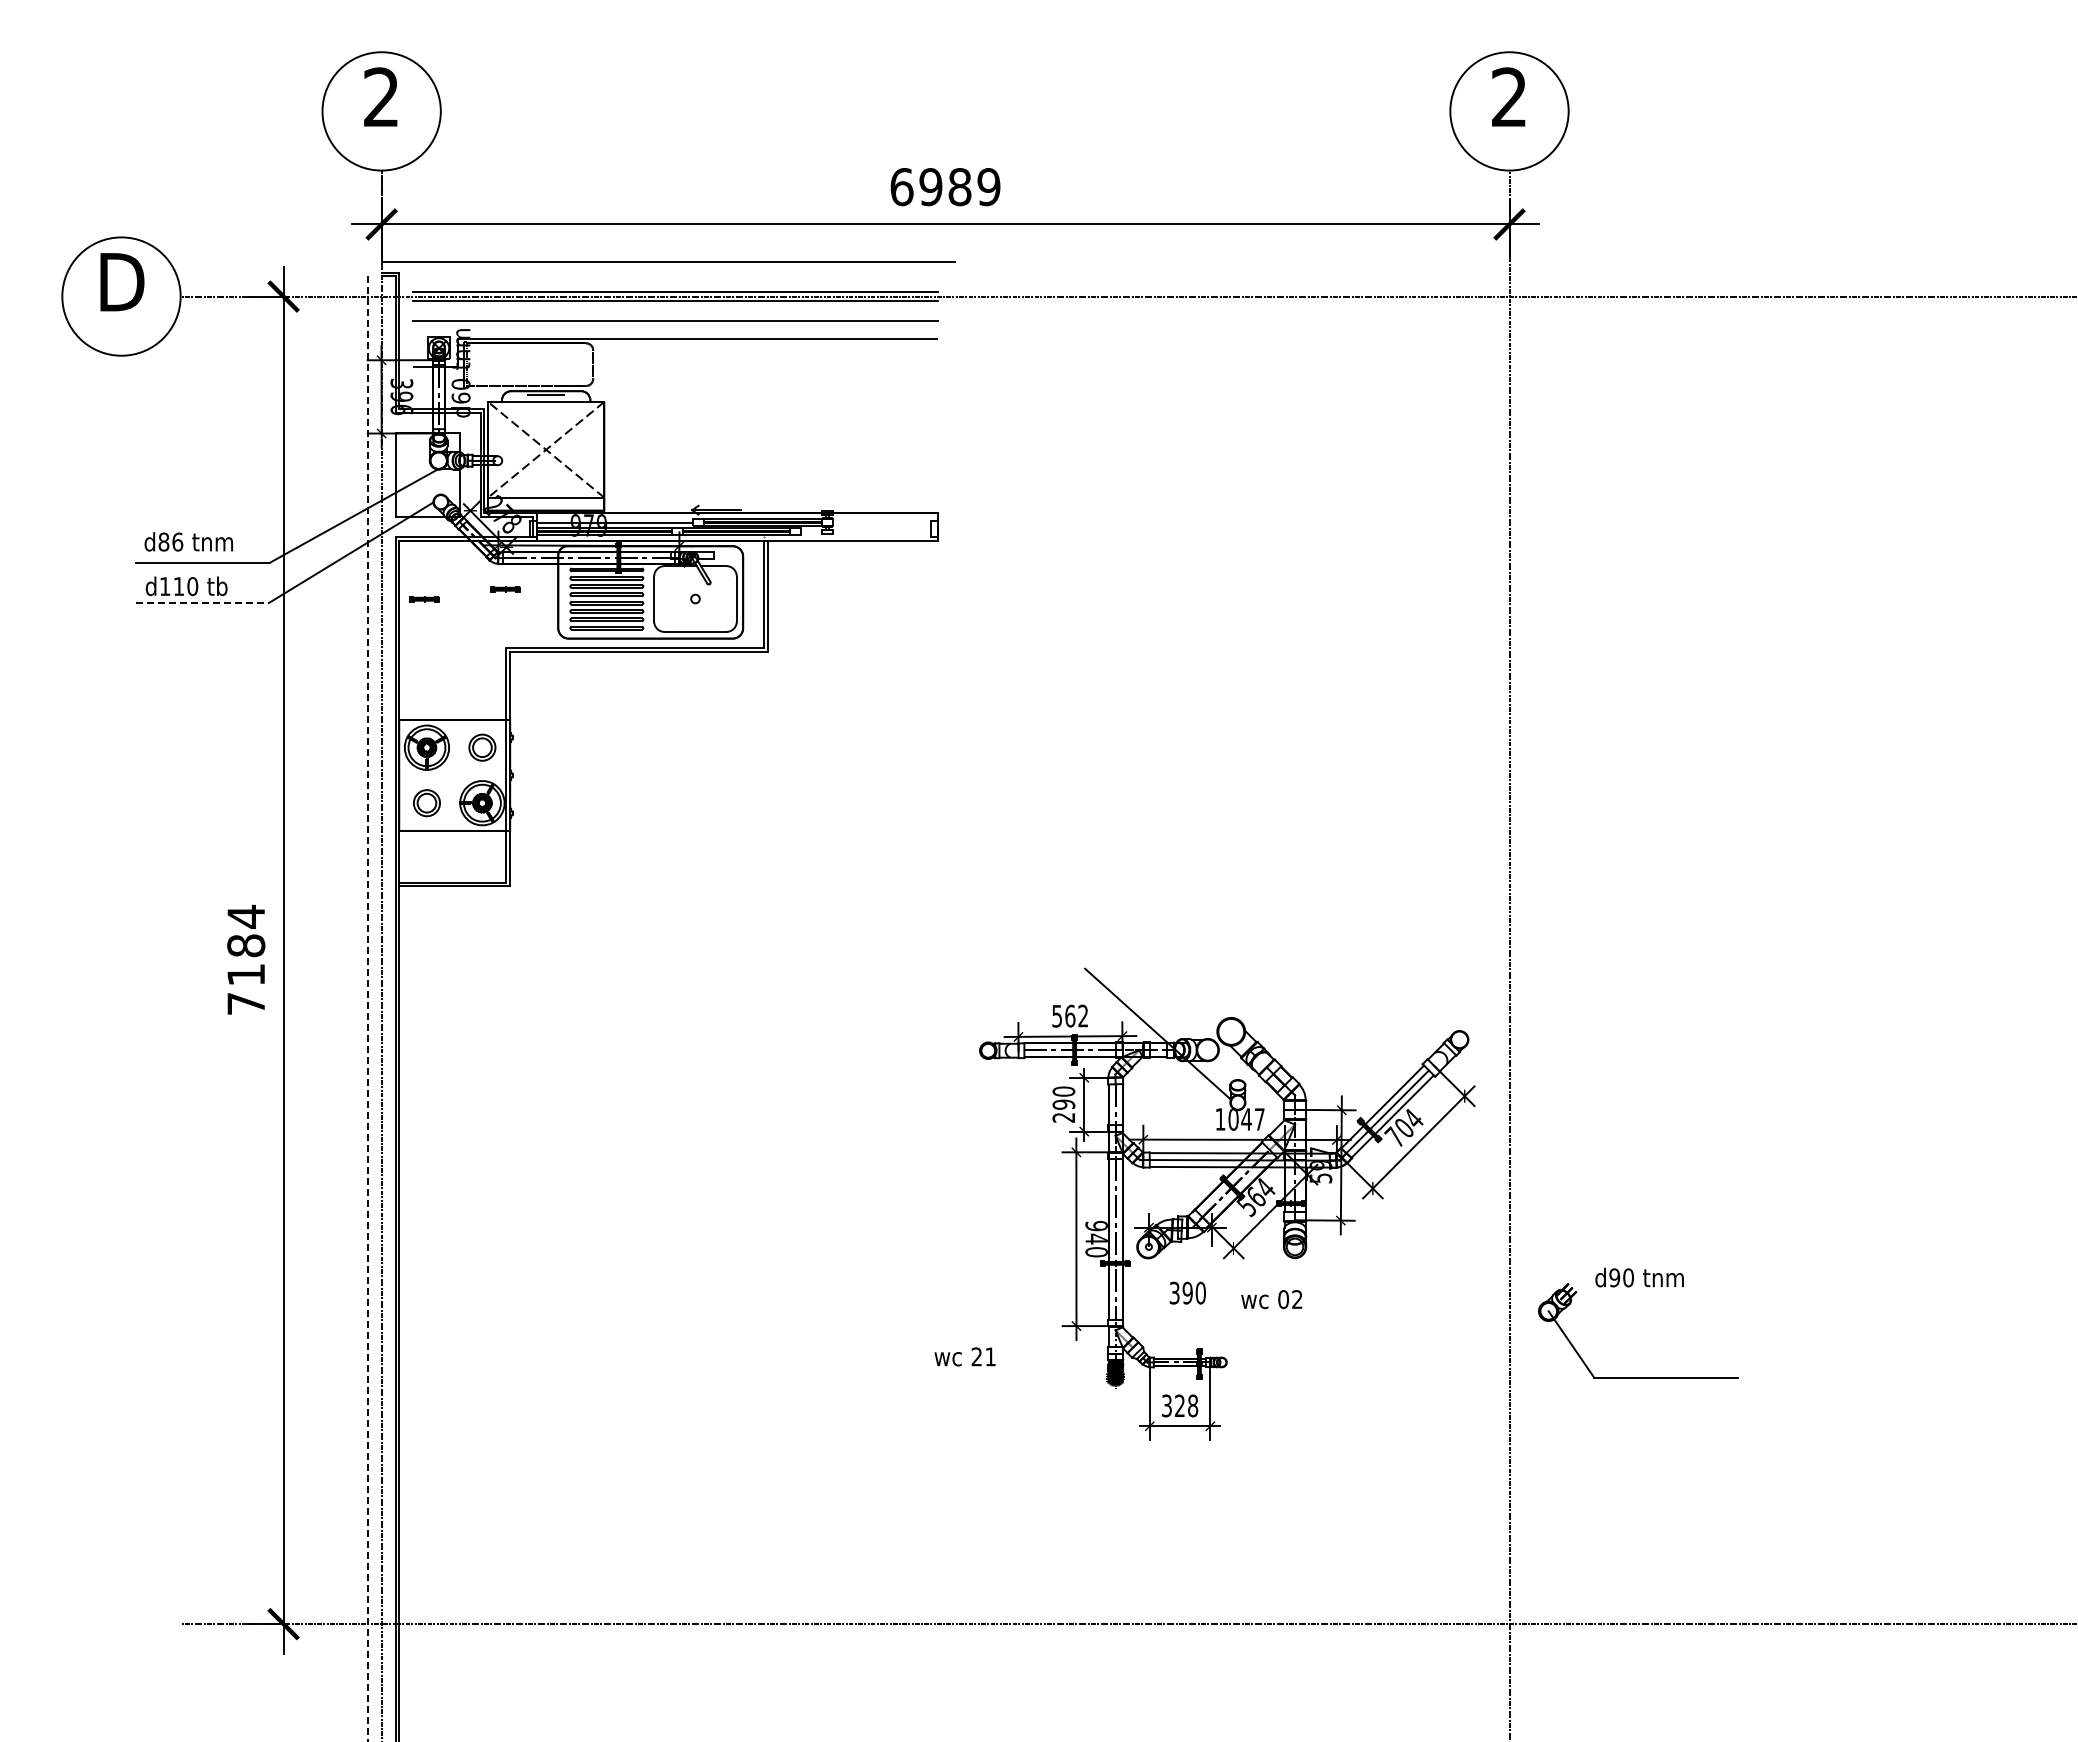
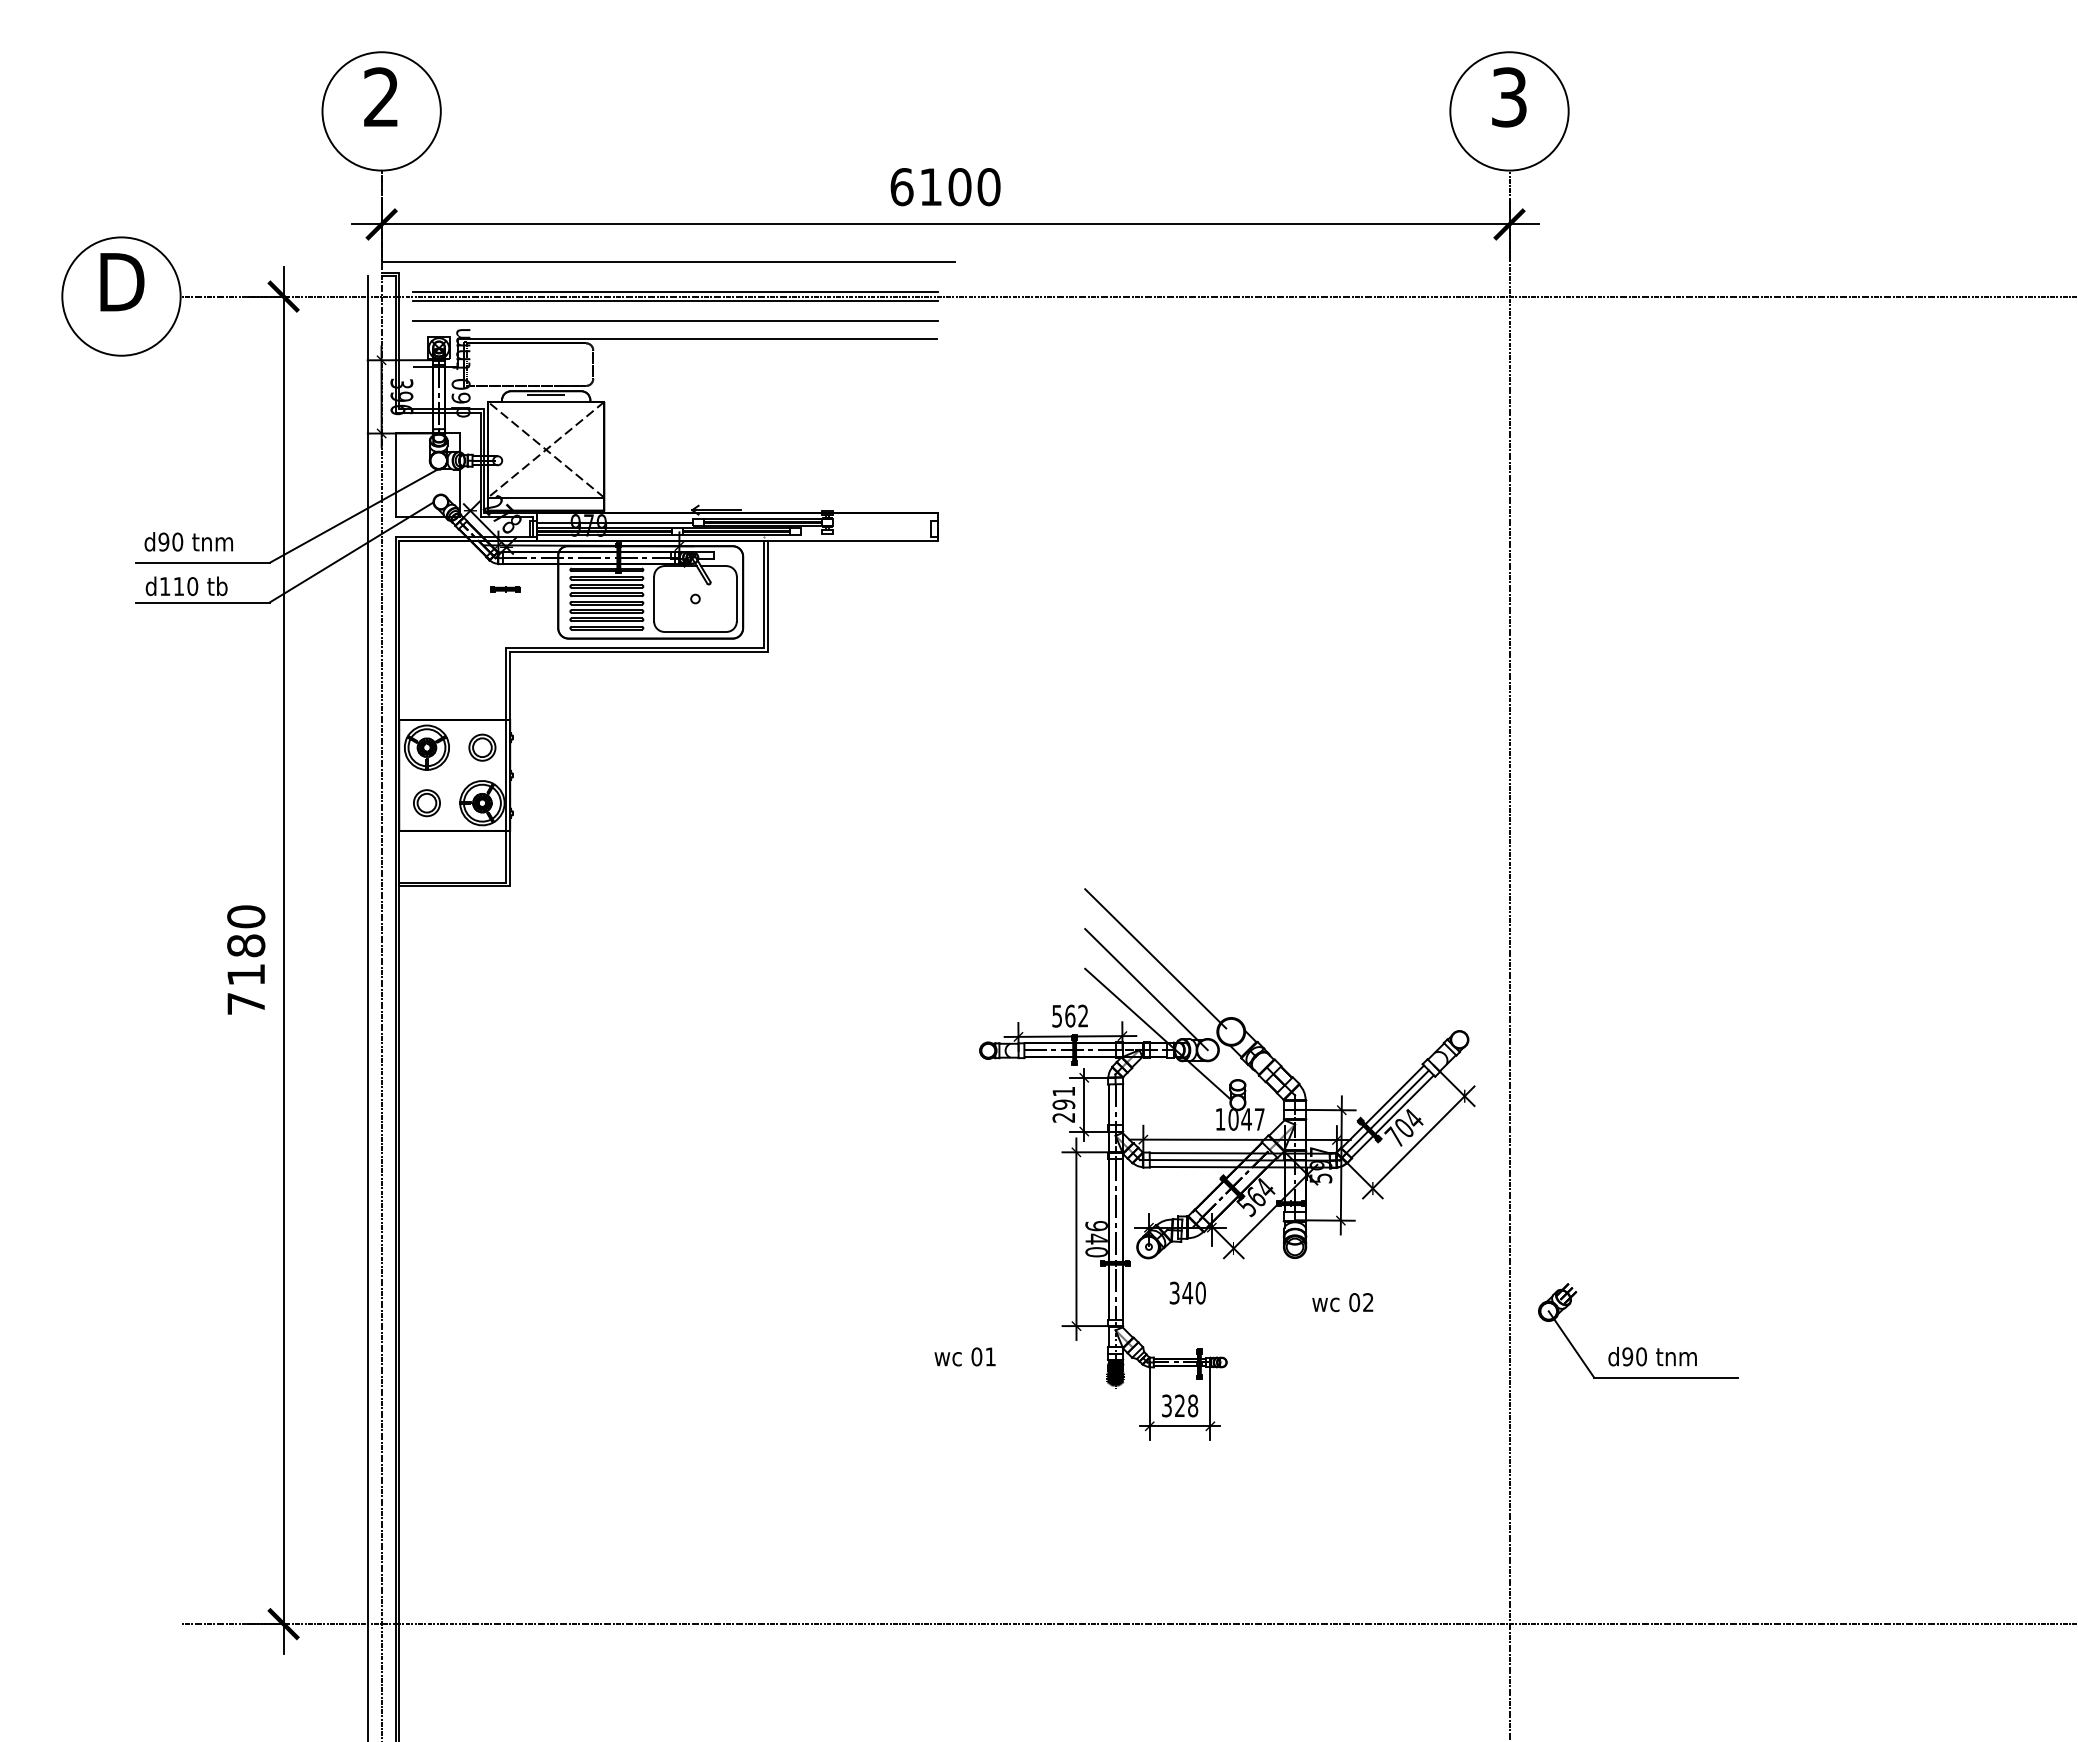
text: 2 -> 3 (1509, 97)
text: 6989 -> 6100 (959, 187)
text: d86 -> d90 (170, 541)
part: present -> none (424, 599)
line: dashed -> solid (202, 602)
text: 7184 -> 7180 (246, 916)
line: none -> present (1155, 958)
line: none -> present (1146, 989)
line: dashed -> solid (367, 1009)
text: 290 -> 291 (1063, 1091)
text position: (1639, 1277) -> (1652, 1356) (1652, 1356)
text: 390 -> 340 (1187, 1292)
text position: (1271, 1299) -> (1342, 1302) (1342, 1302)
text: 21 -> 01 (976, 1356)
